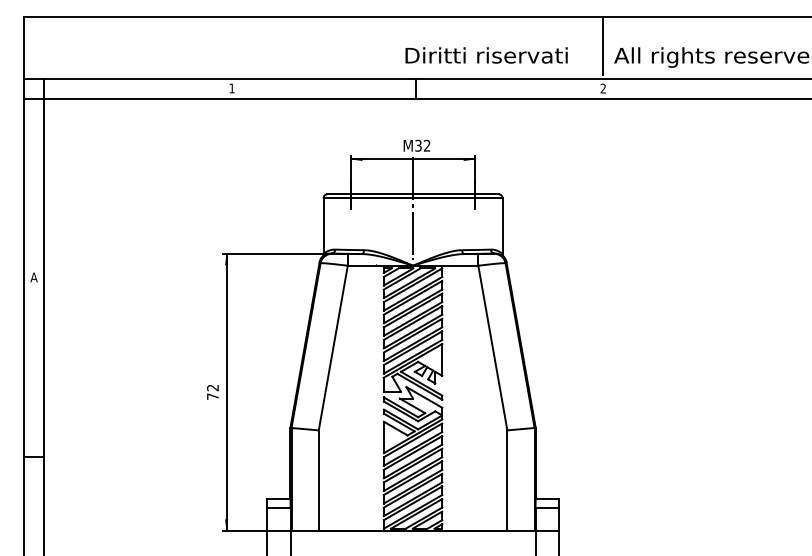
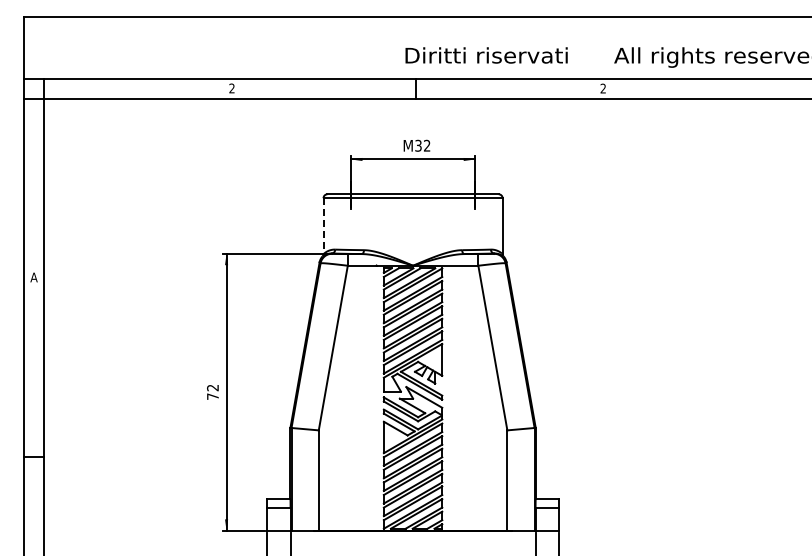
line: present -> none (602, 45)
text: 1 -> 2 (231, 88)
line: present -> none (413, 208)
line: solid -> dashed (323, 226)
